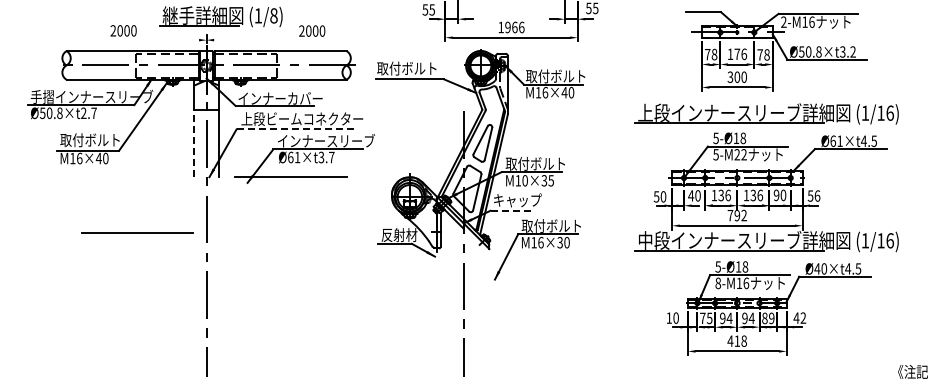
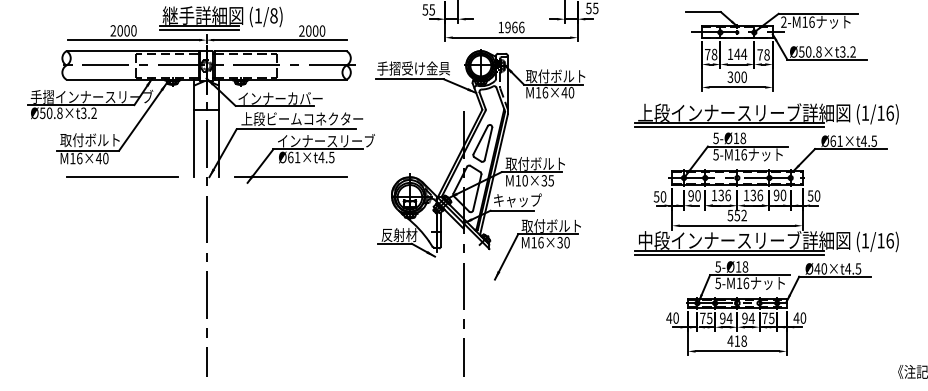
line: none -> present (198, 29)
line: none -> present (133, 40)
line: none -> present (279, 40)
text: 176 -> 144 (740, 54)
text: 取付ボルト -> 手摺受け金具 (413, 68)
text: Ø50.8×t2.7 -> Ø50.8×t3.2 (88, 113)
line: none -> present (729, 127)
line: dashed -> solid (296, 129)
line: dashed -> solid (194, 143)
text: 5-M22 -> 5-M16 (740, 154)
text: Ø61×t3.7 -> Ø61×t4.5 (326, 157)
text: 40 -> 90 (691, 195)
text: 56 -> 50 (817, 195)
line: dashed -> solid (512, 210)
text: 792 -> 552 (733, 215)
line position: (137, 232) -> (122, 176) (122, 176)
line: none -> present (729, 254)
text: 8-M16 -> 5-M16 (718, 282)
text: 10 -> 40 (669, 317)
text: 42 -> 40 (803, 317)
text: 89 -> 75 (768, 318)
